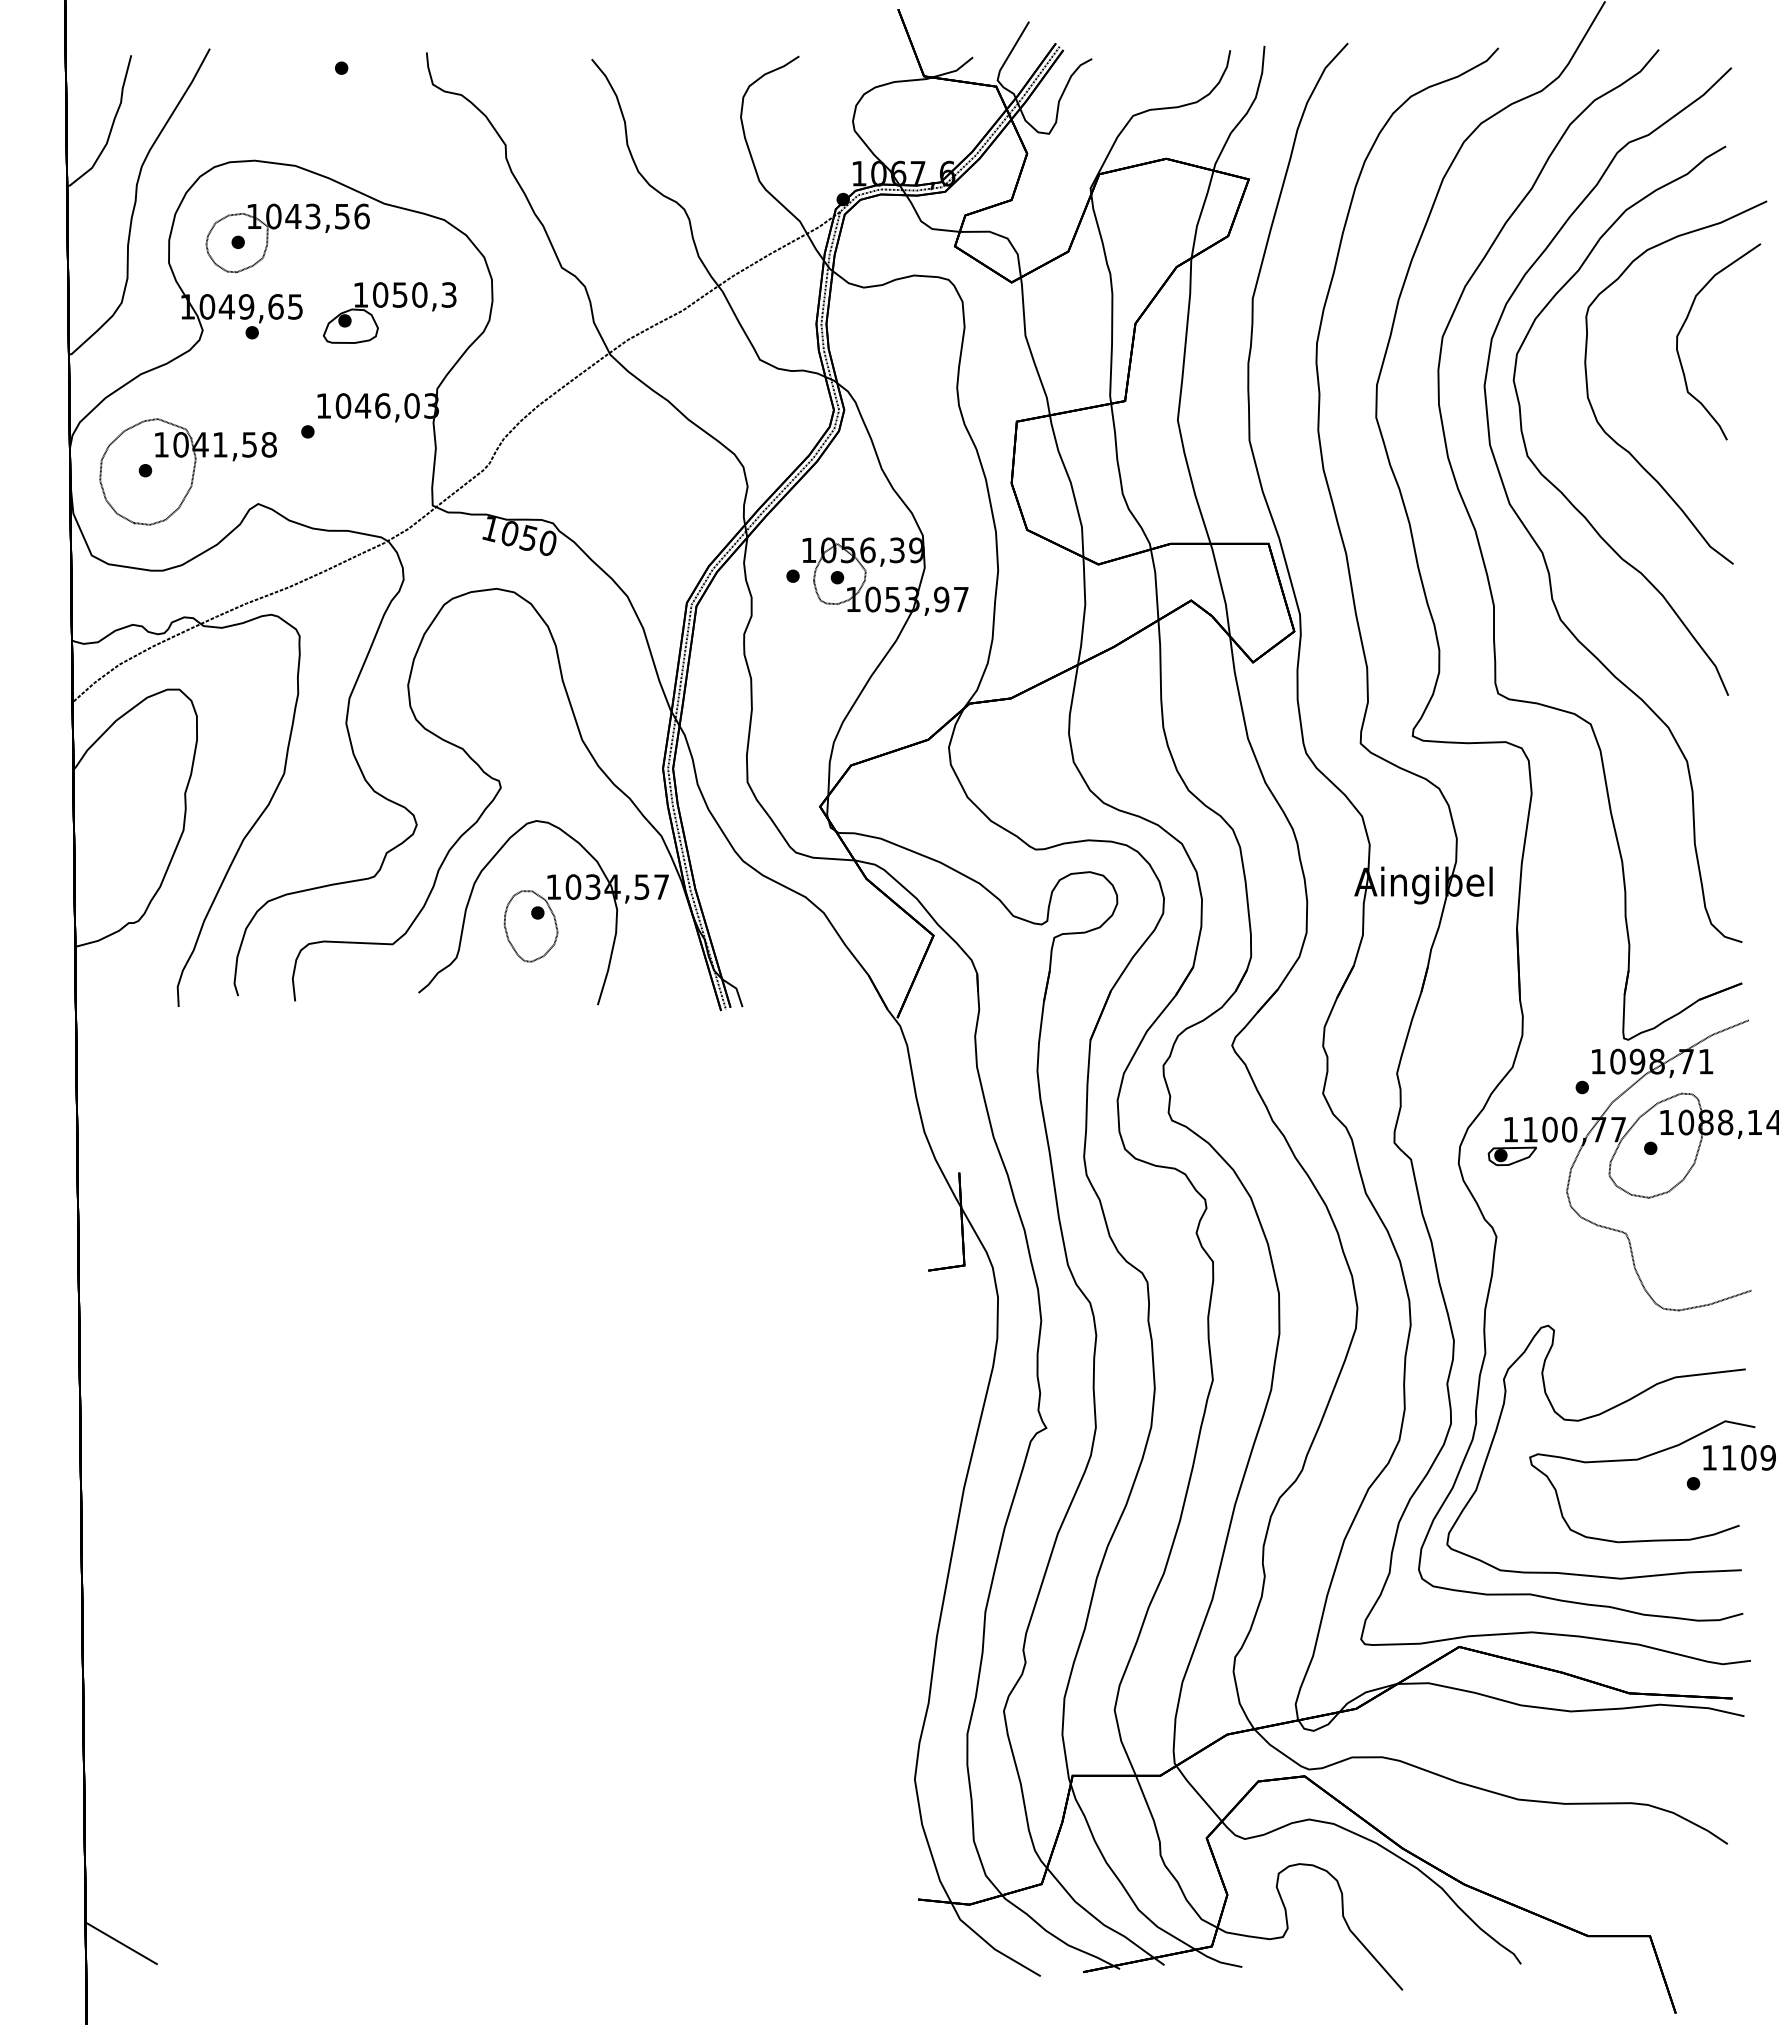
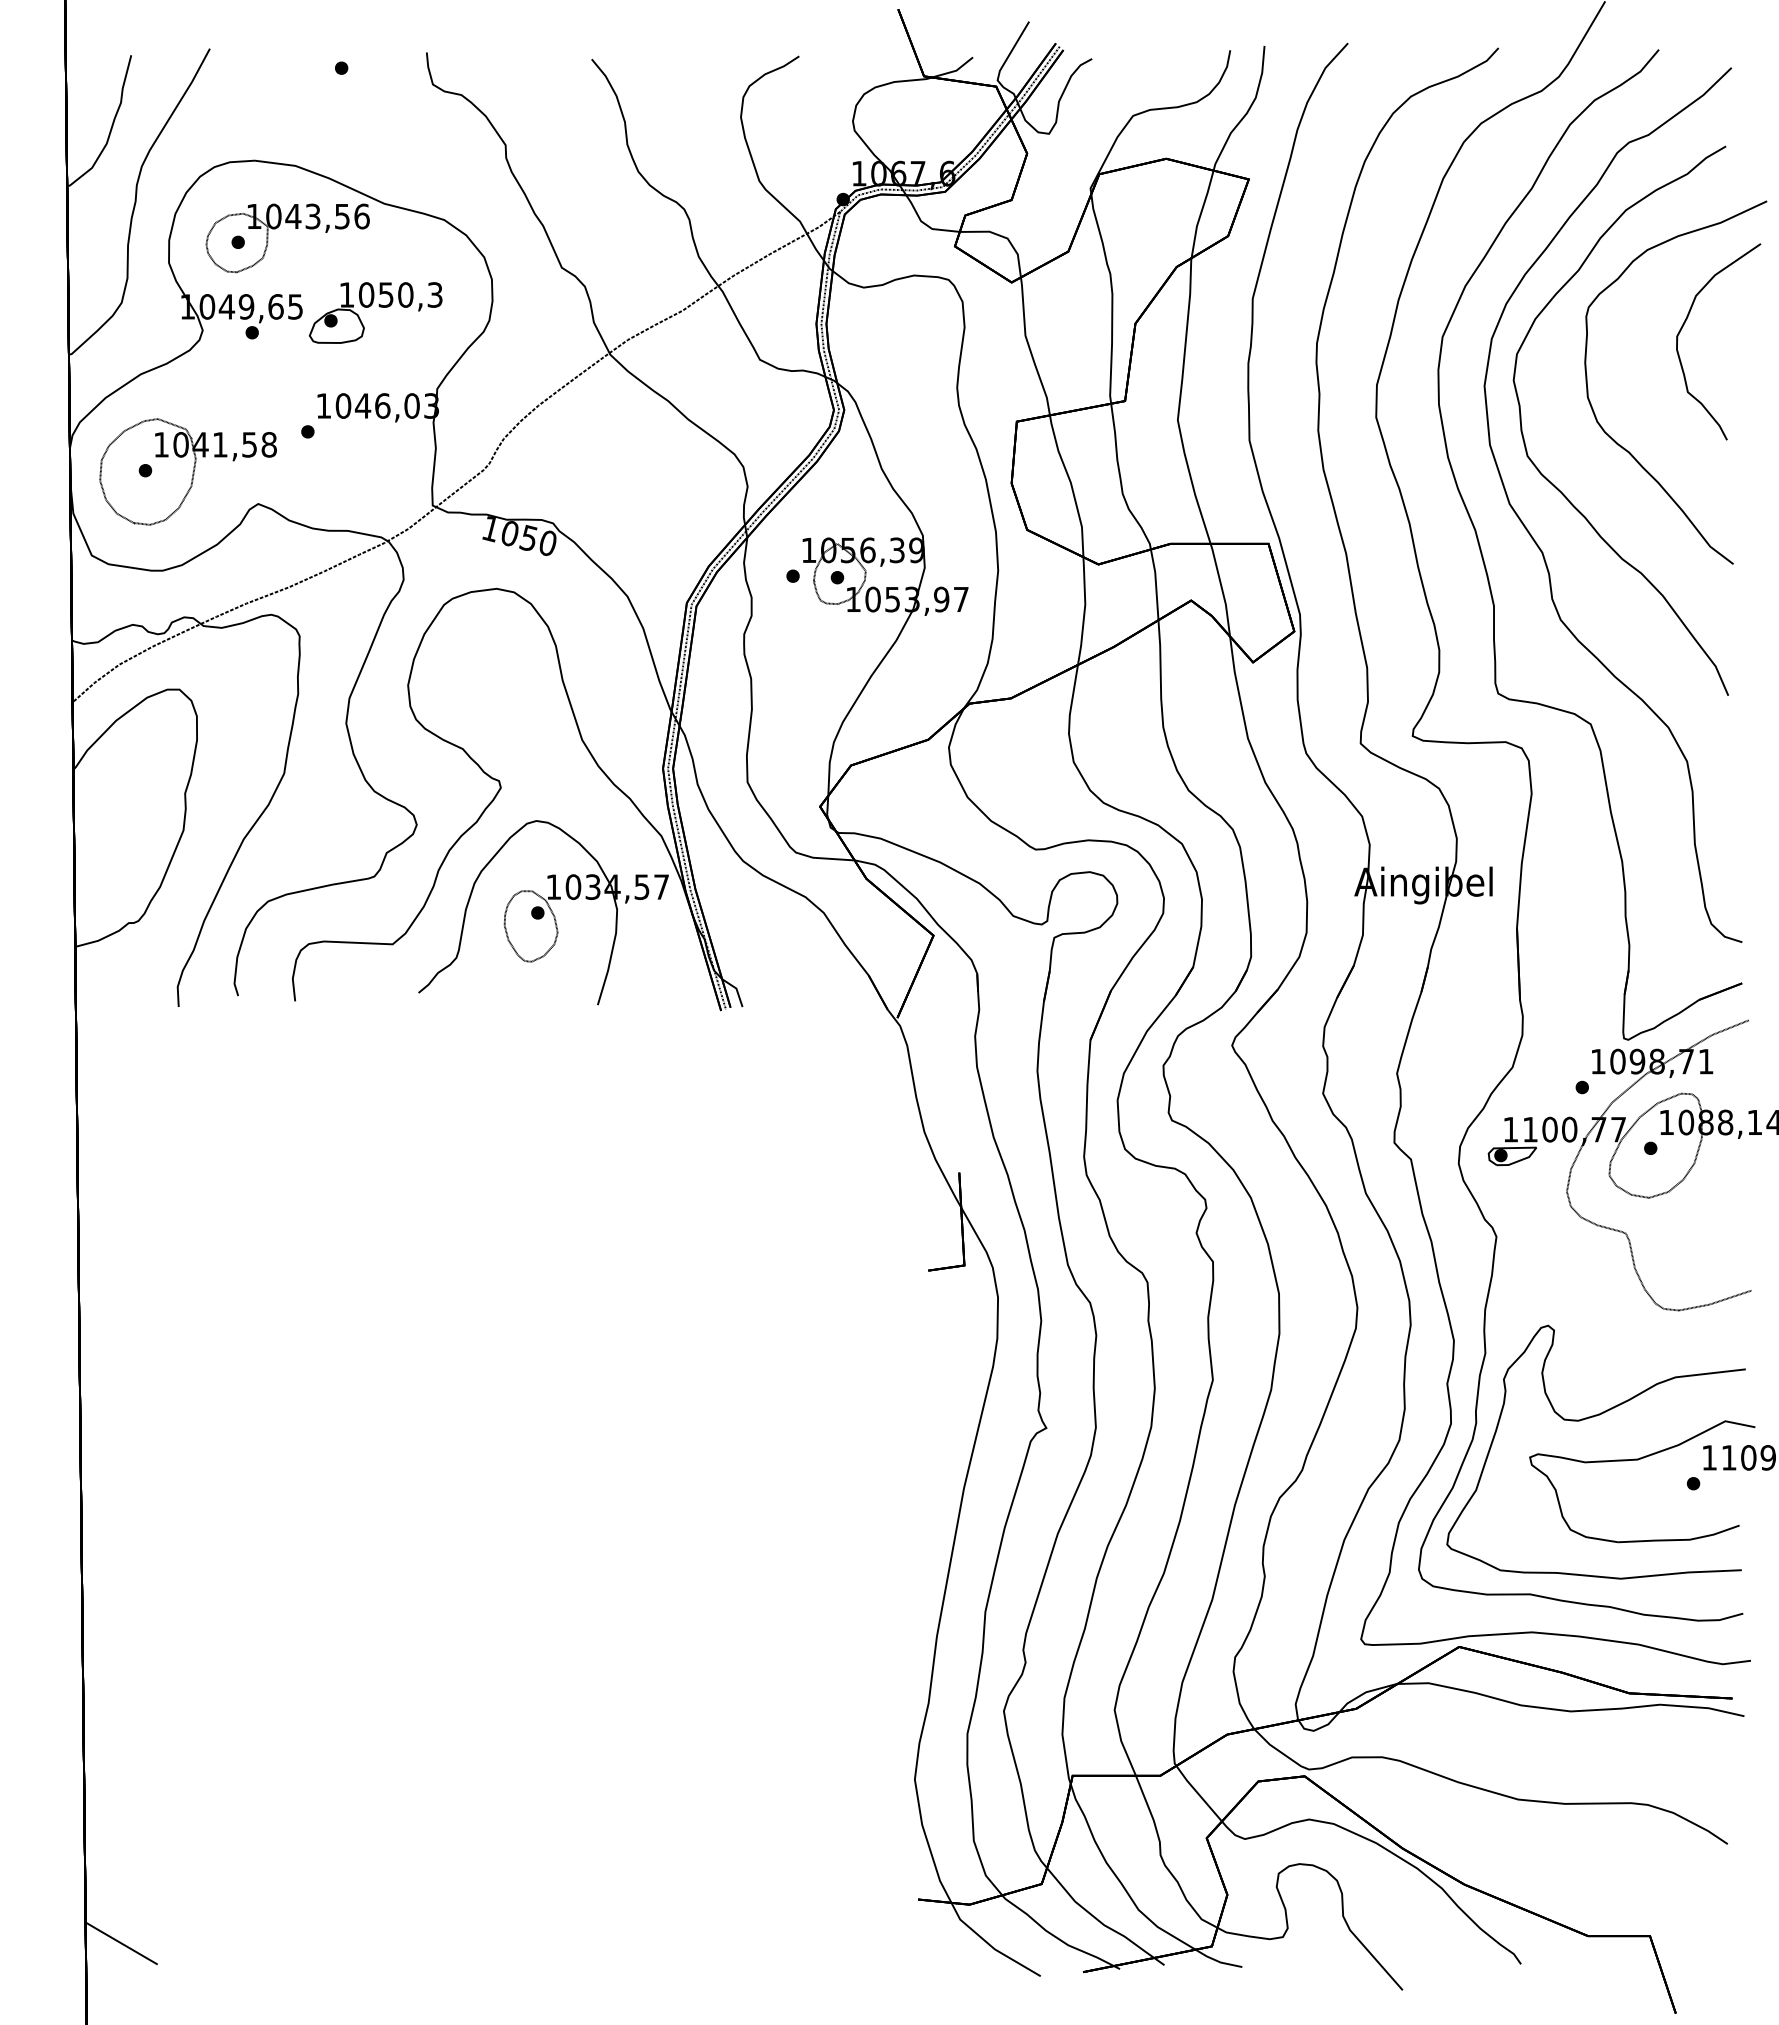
part position: (393, 307) -> (379, 307) (379, 307)
